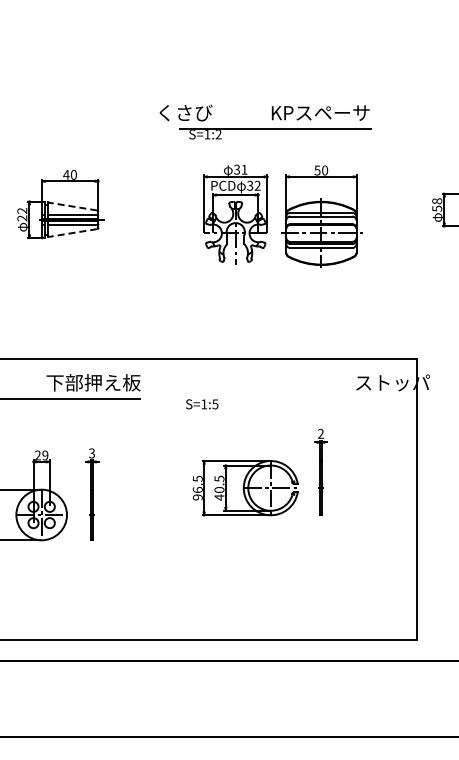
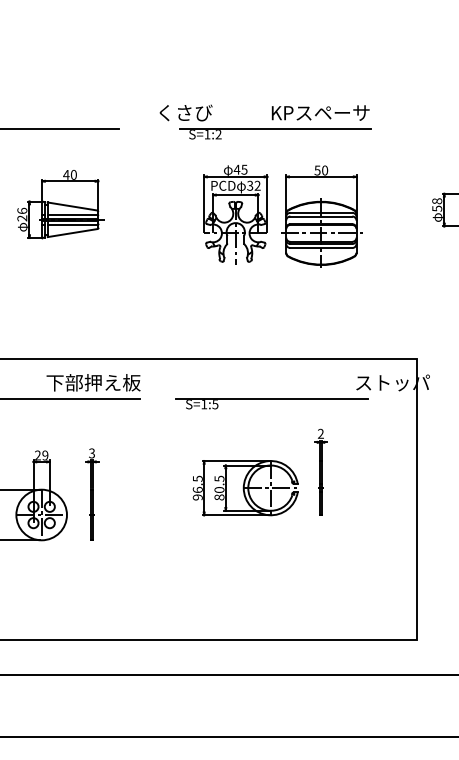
line: none -> present (60, 129)
text: 31 -> 45 (240, 169)
line: dashed -> solid (71, 206)
text: 22 -> 26 (22, 210)
line: dashed -> solid (71, 233)
line: none -> present (272, 399)
text: 40.5 -> 80.5 (219, 497)
line position: (228, 661) -> (228, 675) (228, 675)
